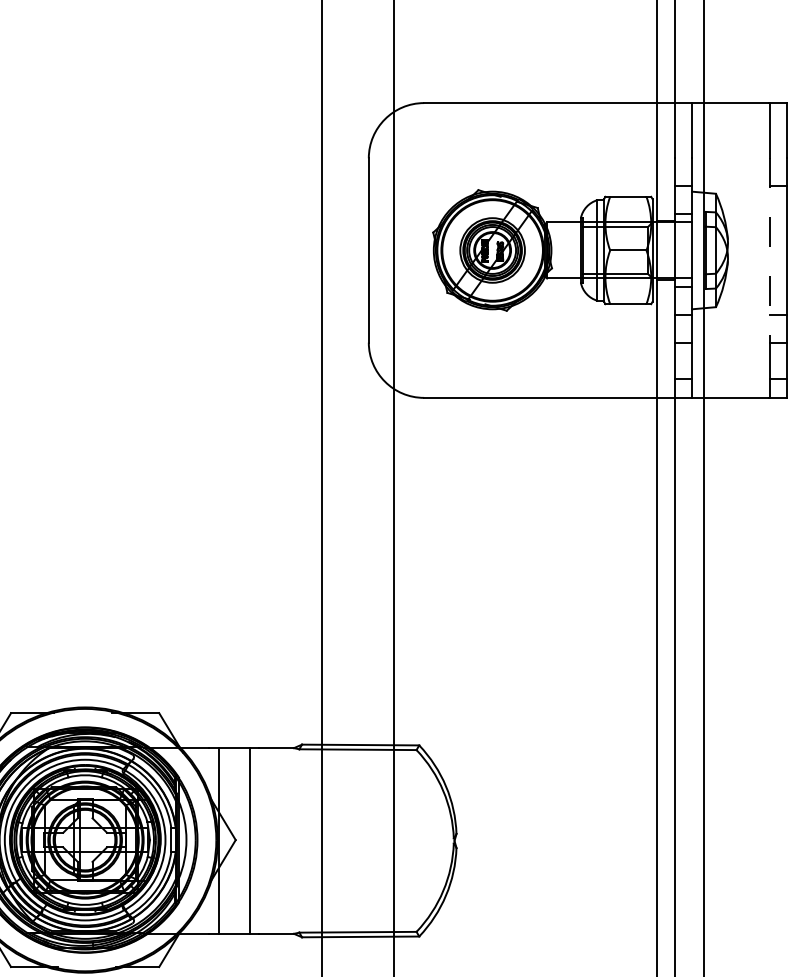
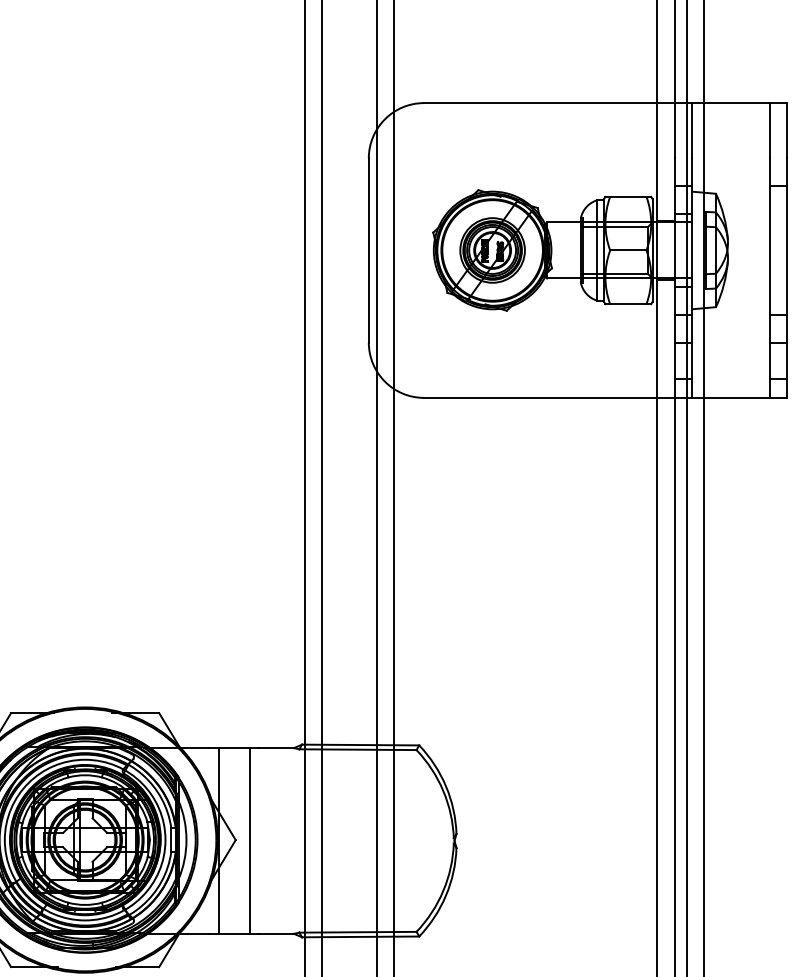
line: dashed -> solid (770, 250)
line: none -> present (304, 487)
line: none -> present (377, 487)
line: none -> present (686, 487)
